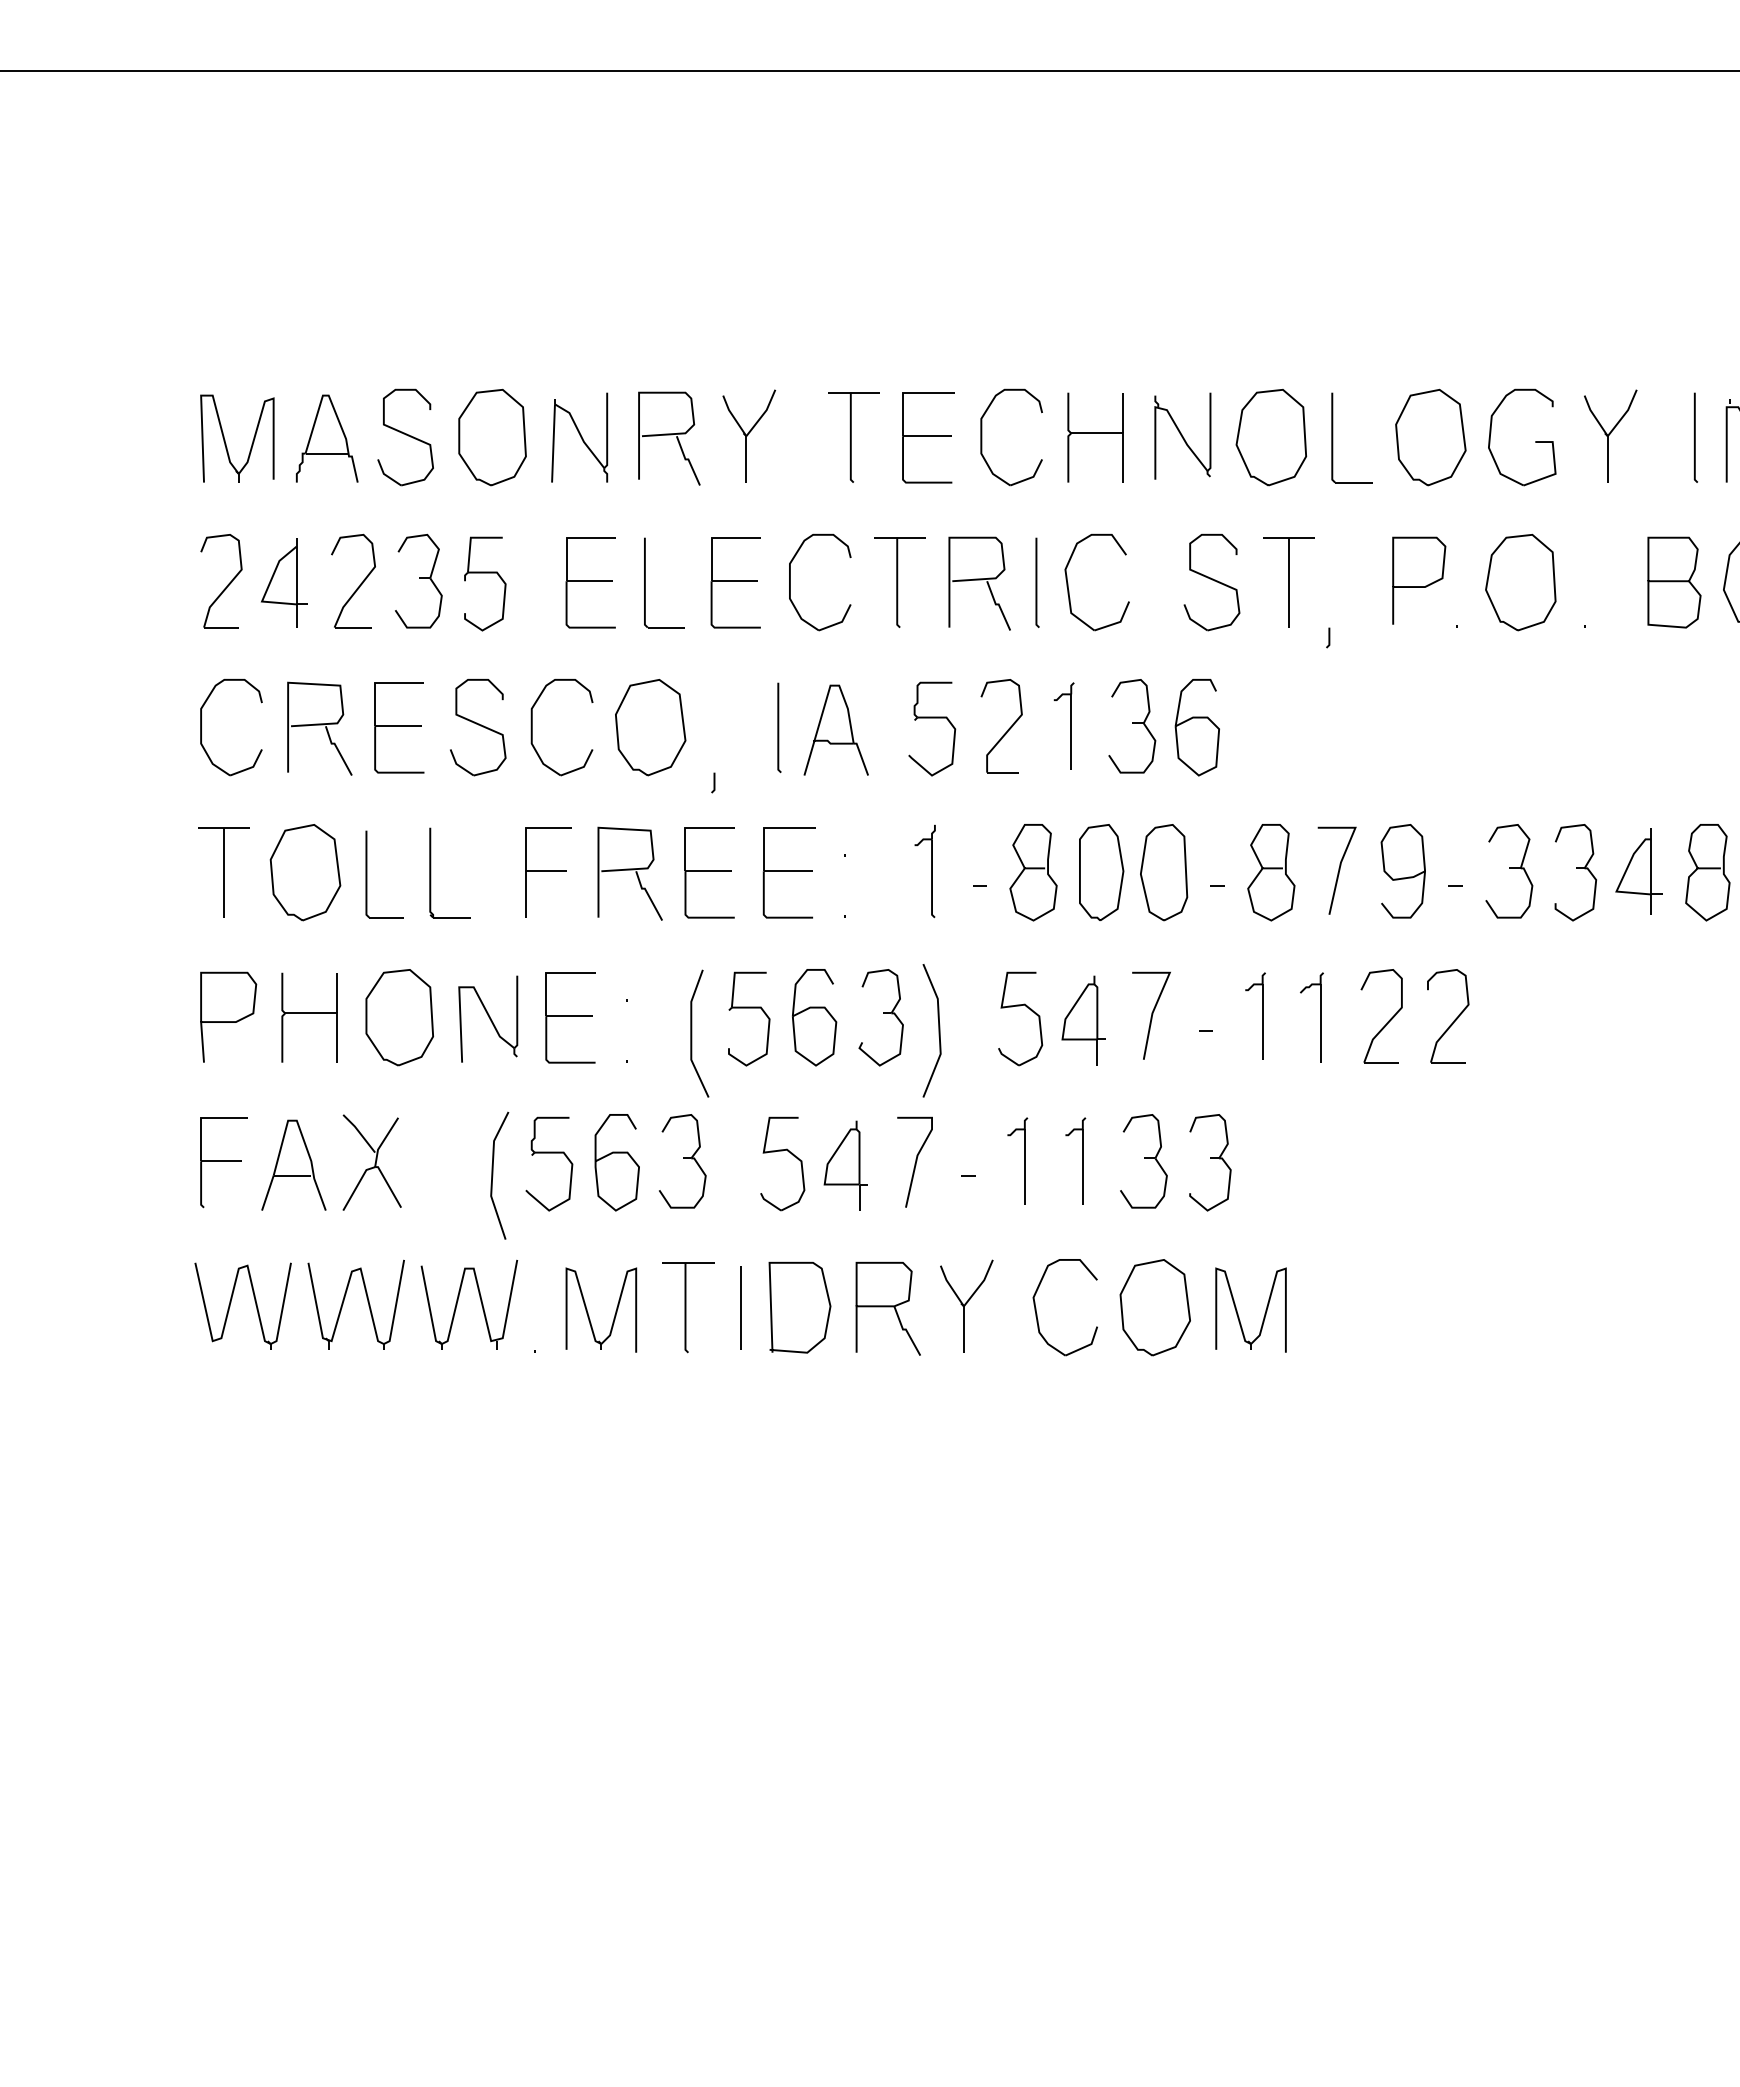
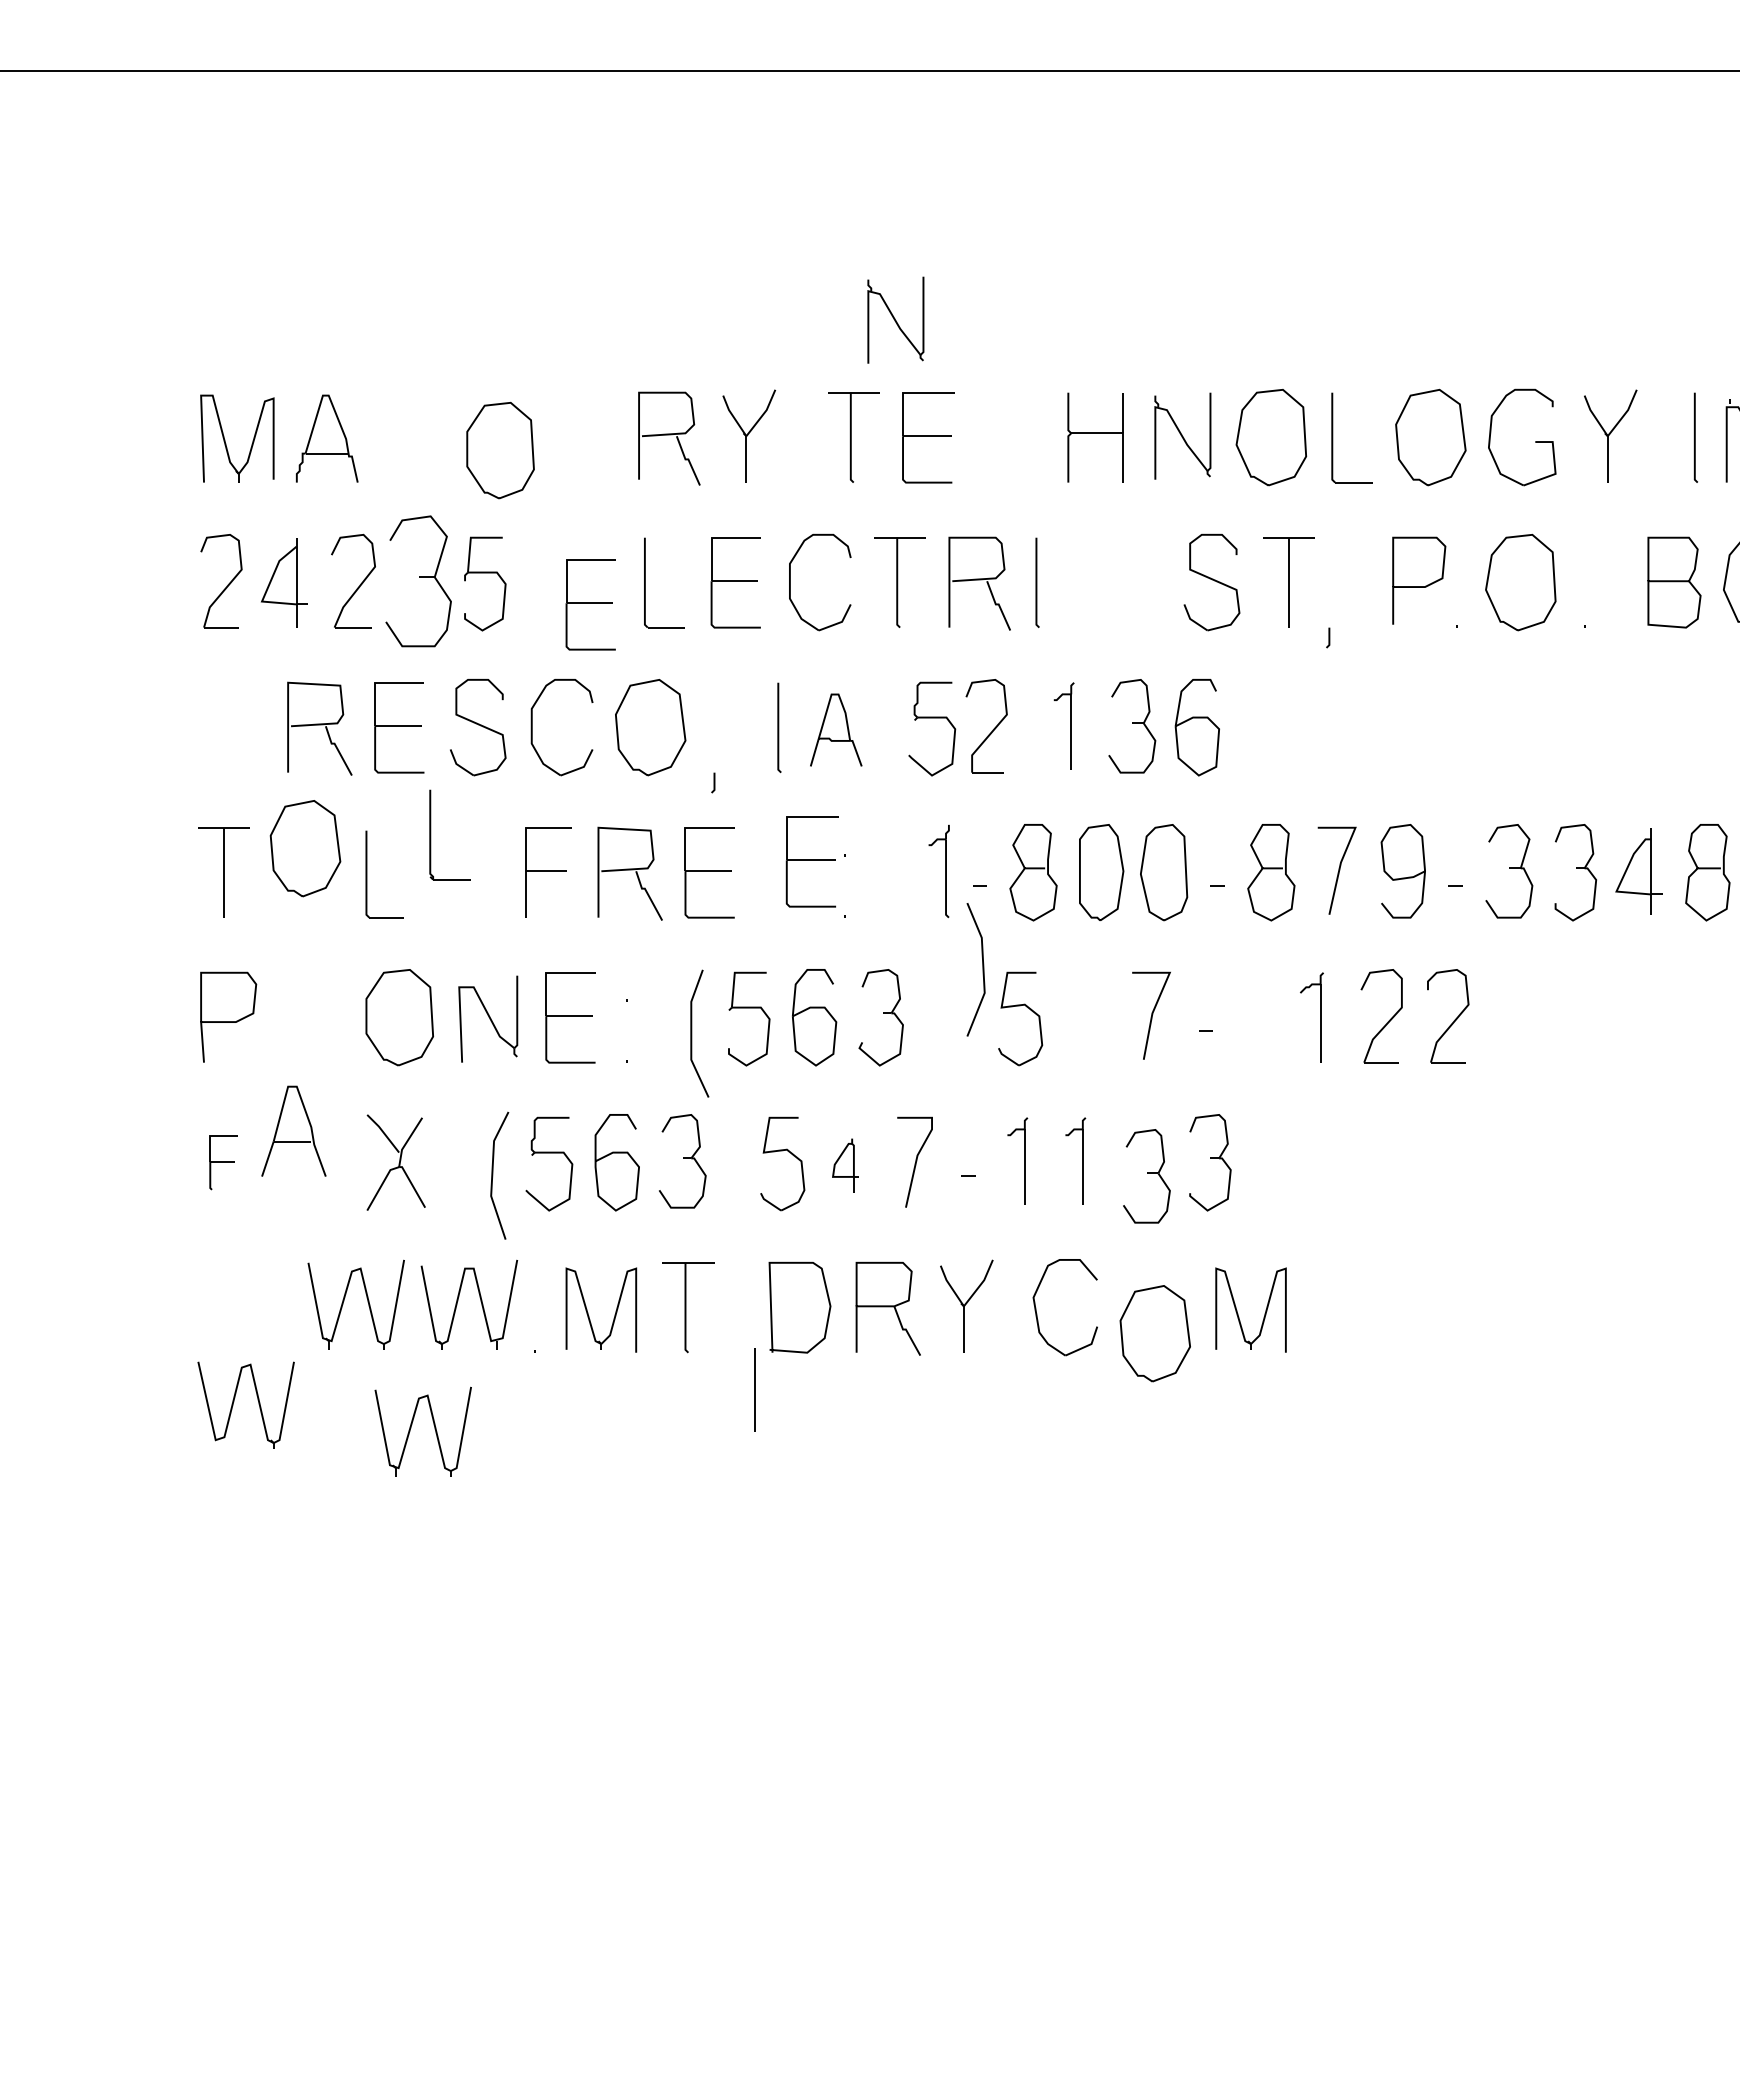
part: none -> present (895, 319)
part: present -> none (405, 437)
part position: (492, 437) -> (500, 450) (500, 450)
part: present -> none (579, 437)
part: present -> none (982, 437)
part size: 48x96 px -> 67x133 px (418, 581)
part position: (590, 582) -> (590, 604) (590, 604)
part: present -> none (1068, 582)
part: present -> none (201, 727)
part size: 66x92 px -> 53x74 px (836, 729)
part position: (1007, 729) -> (992, 729) (992, 729)
part position: (931, 871) -> (945, 871) (945, 871)
part position: (305, 872) -> (305, 848) (305, 848)
part position: (431, 872) -> (431, 834) (431, 834)
part position: (788, 872) -> (811, 861) (811, 861)
part: present -> none (1262, 1015)
part: present -> none (309, 1017)
part: present -> none (1083, 1020)
line position: (938, 1030) -> (982, 969) (982, 969)
part position: (1143, 1161) -> (1146, 1176) (1146, 1176)
part size: 48x92 px -> 29x56 px (223, 1162)
part position: (371, 1162) -> (395, 1162) (395, 1162)
part size: 45x91 px -> 27x55 px (845, 1165)
part position: (293, 1175) -> (293, 1141) (293, 1141)
part position: (231, 1302) -> (234, 1401) (234, 1401)
line position: (740, 1307) -> (754, 1389) (754, 1389)
part position: (1154, 1307) -> (1154, 1333) (1154, 1333)
part: none -> present (411, 1428)
